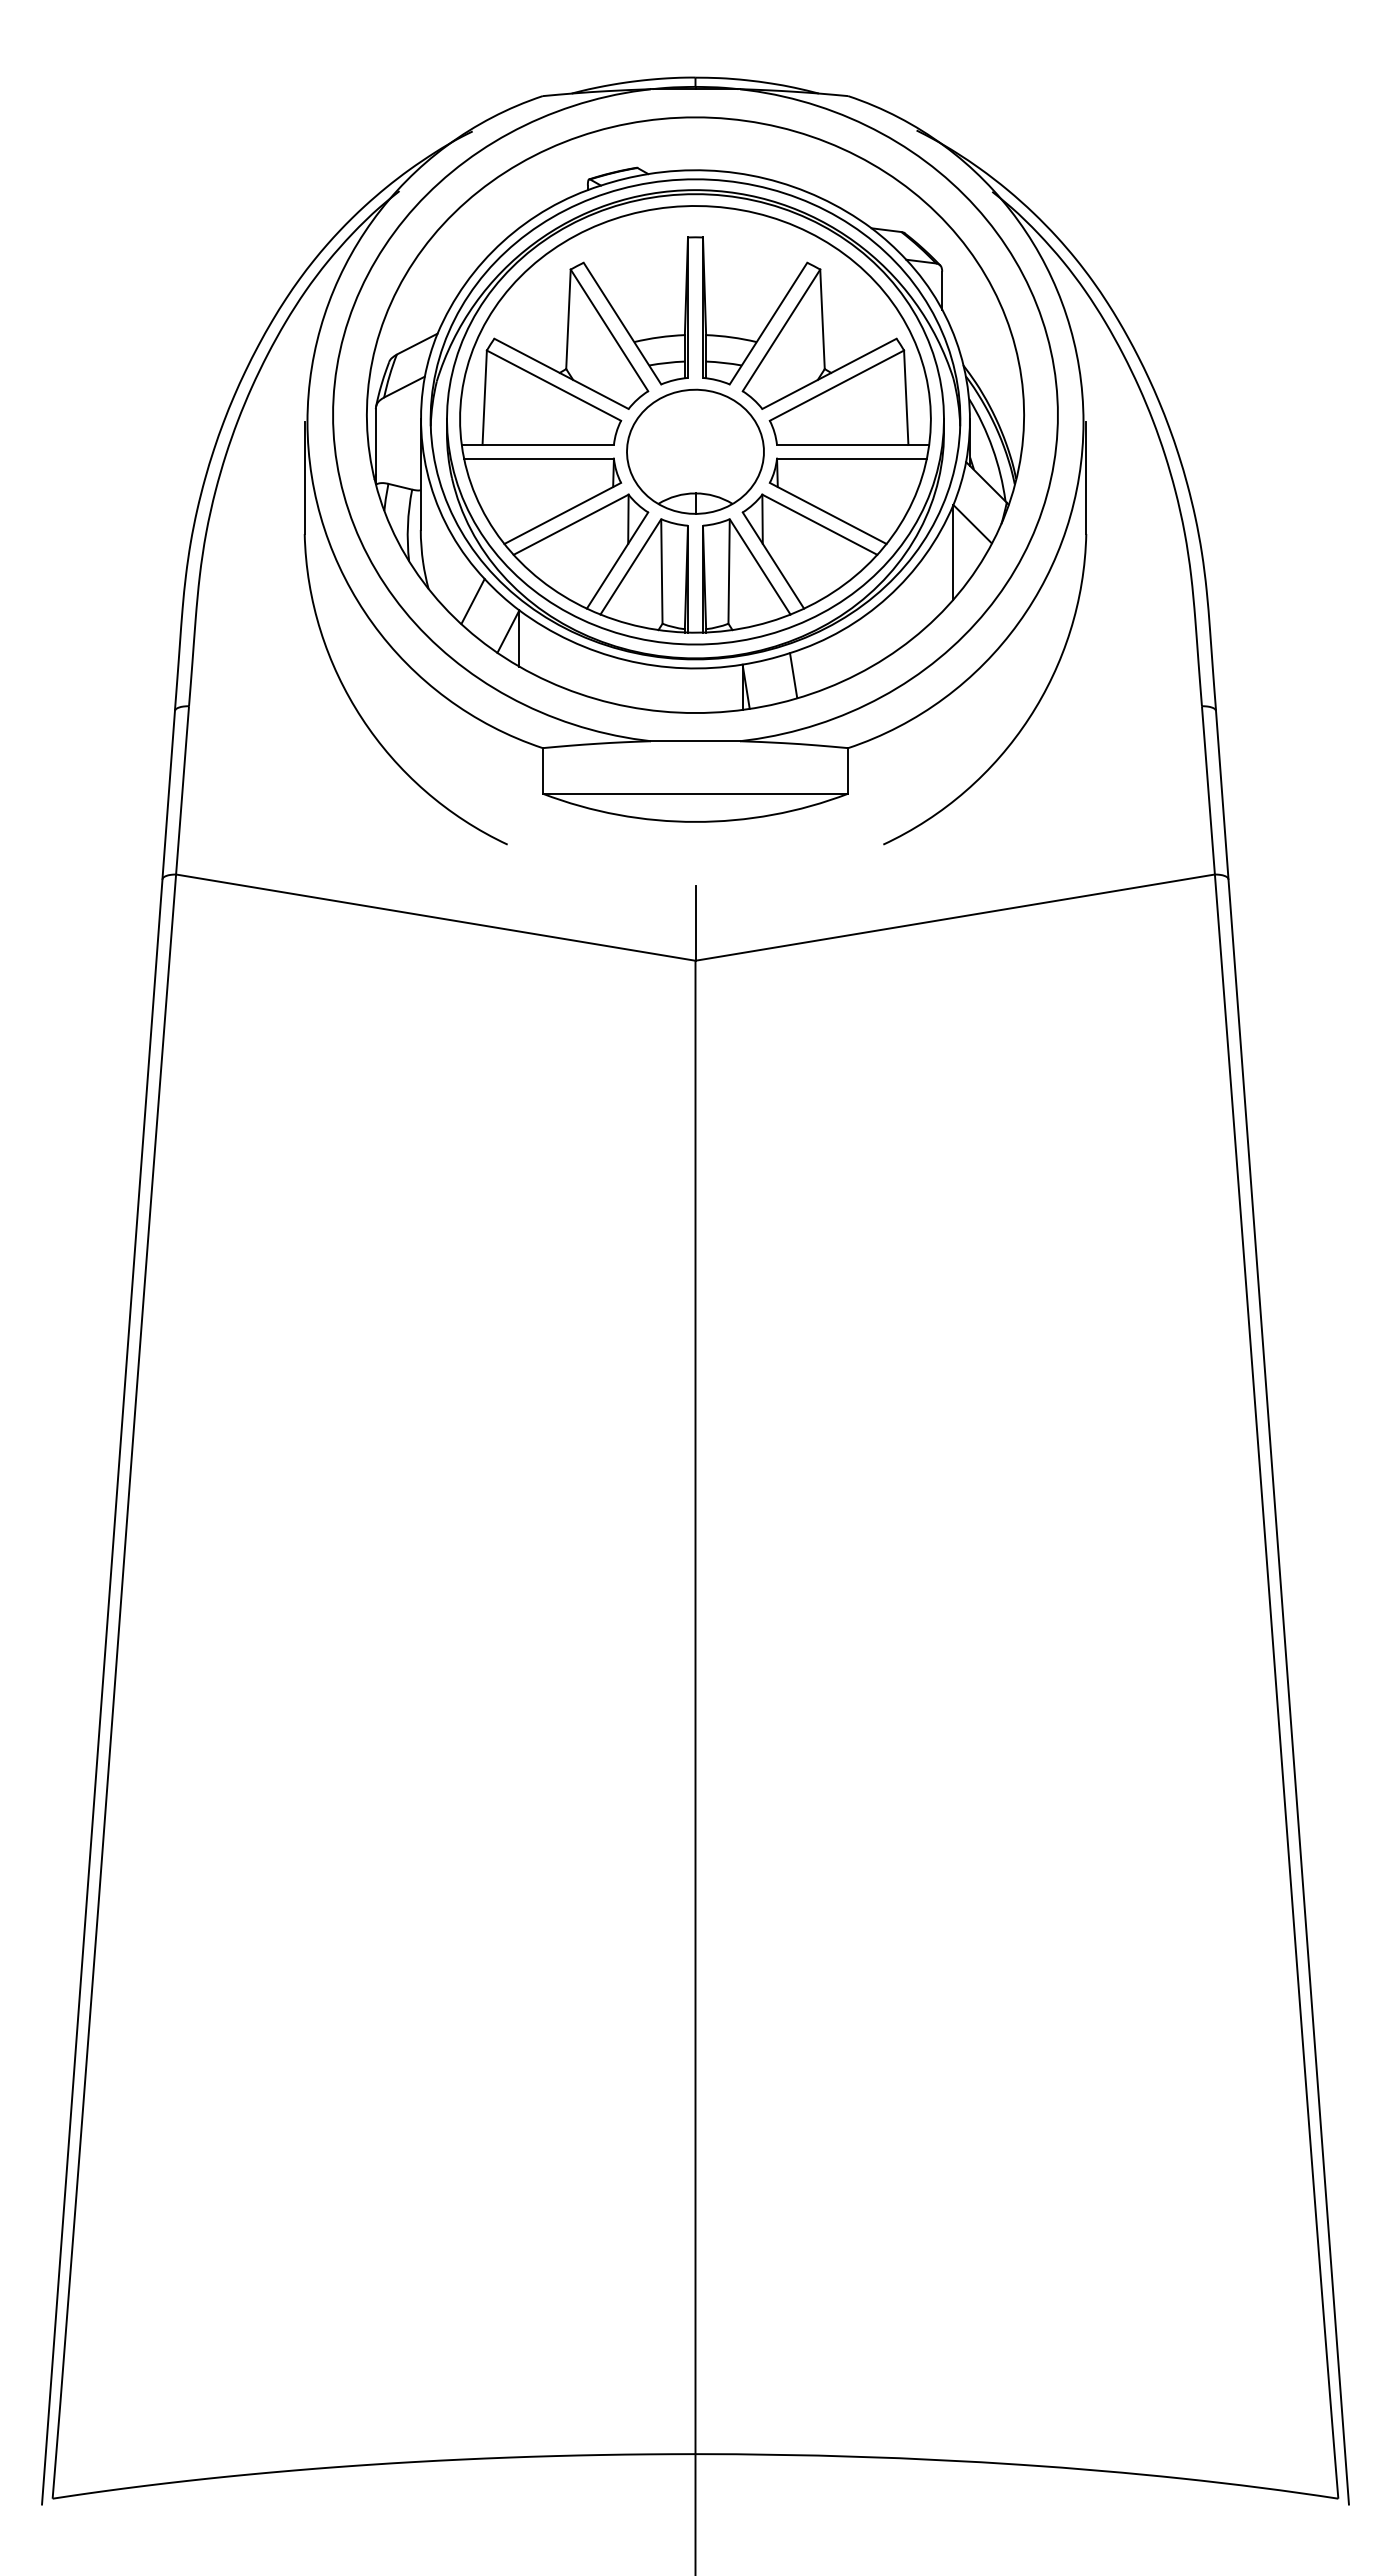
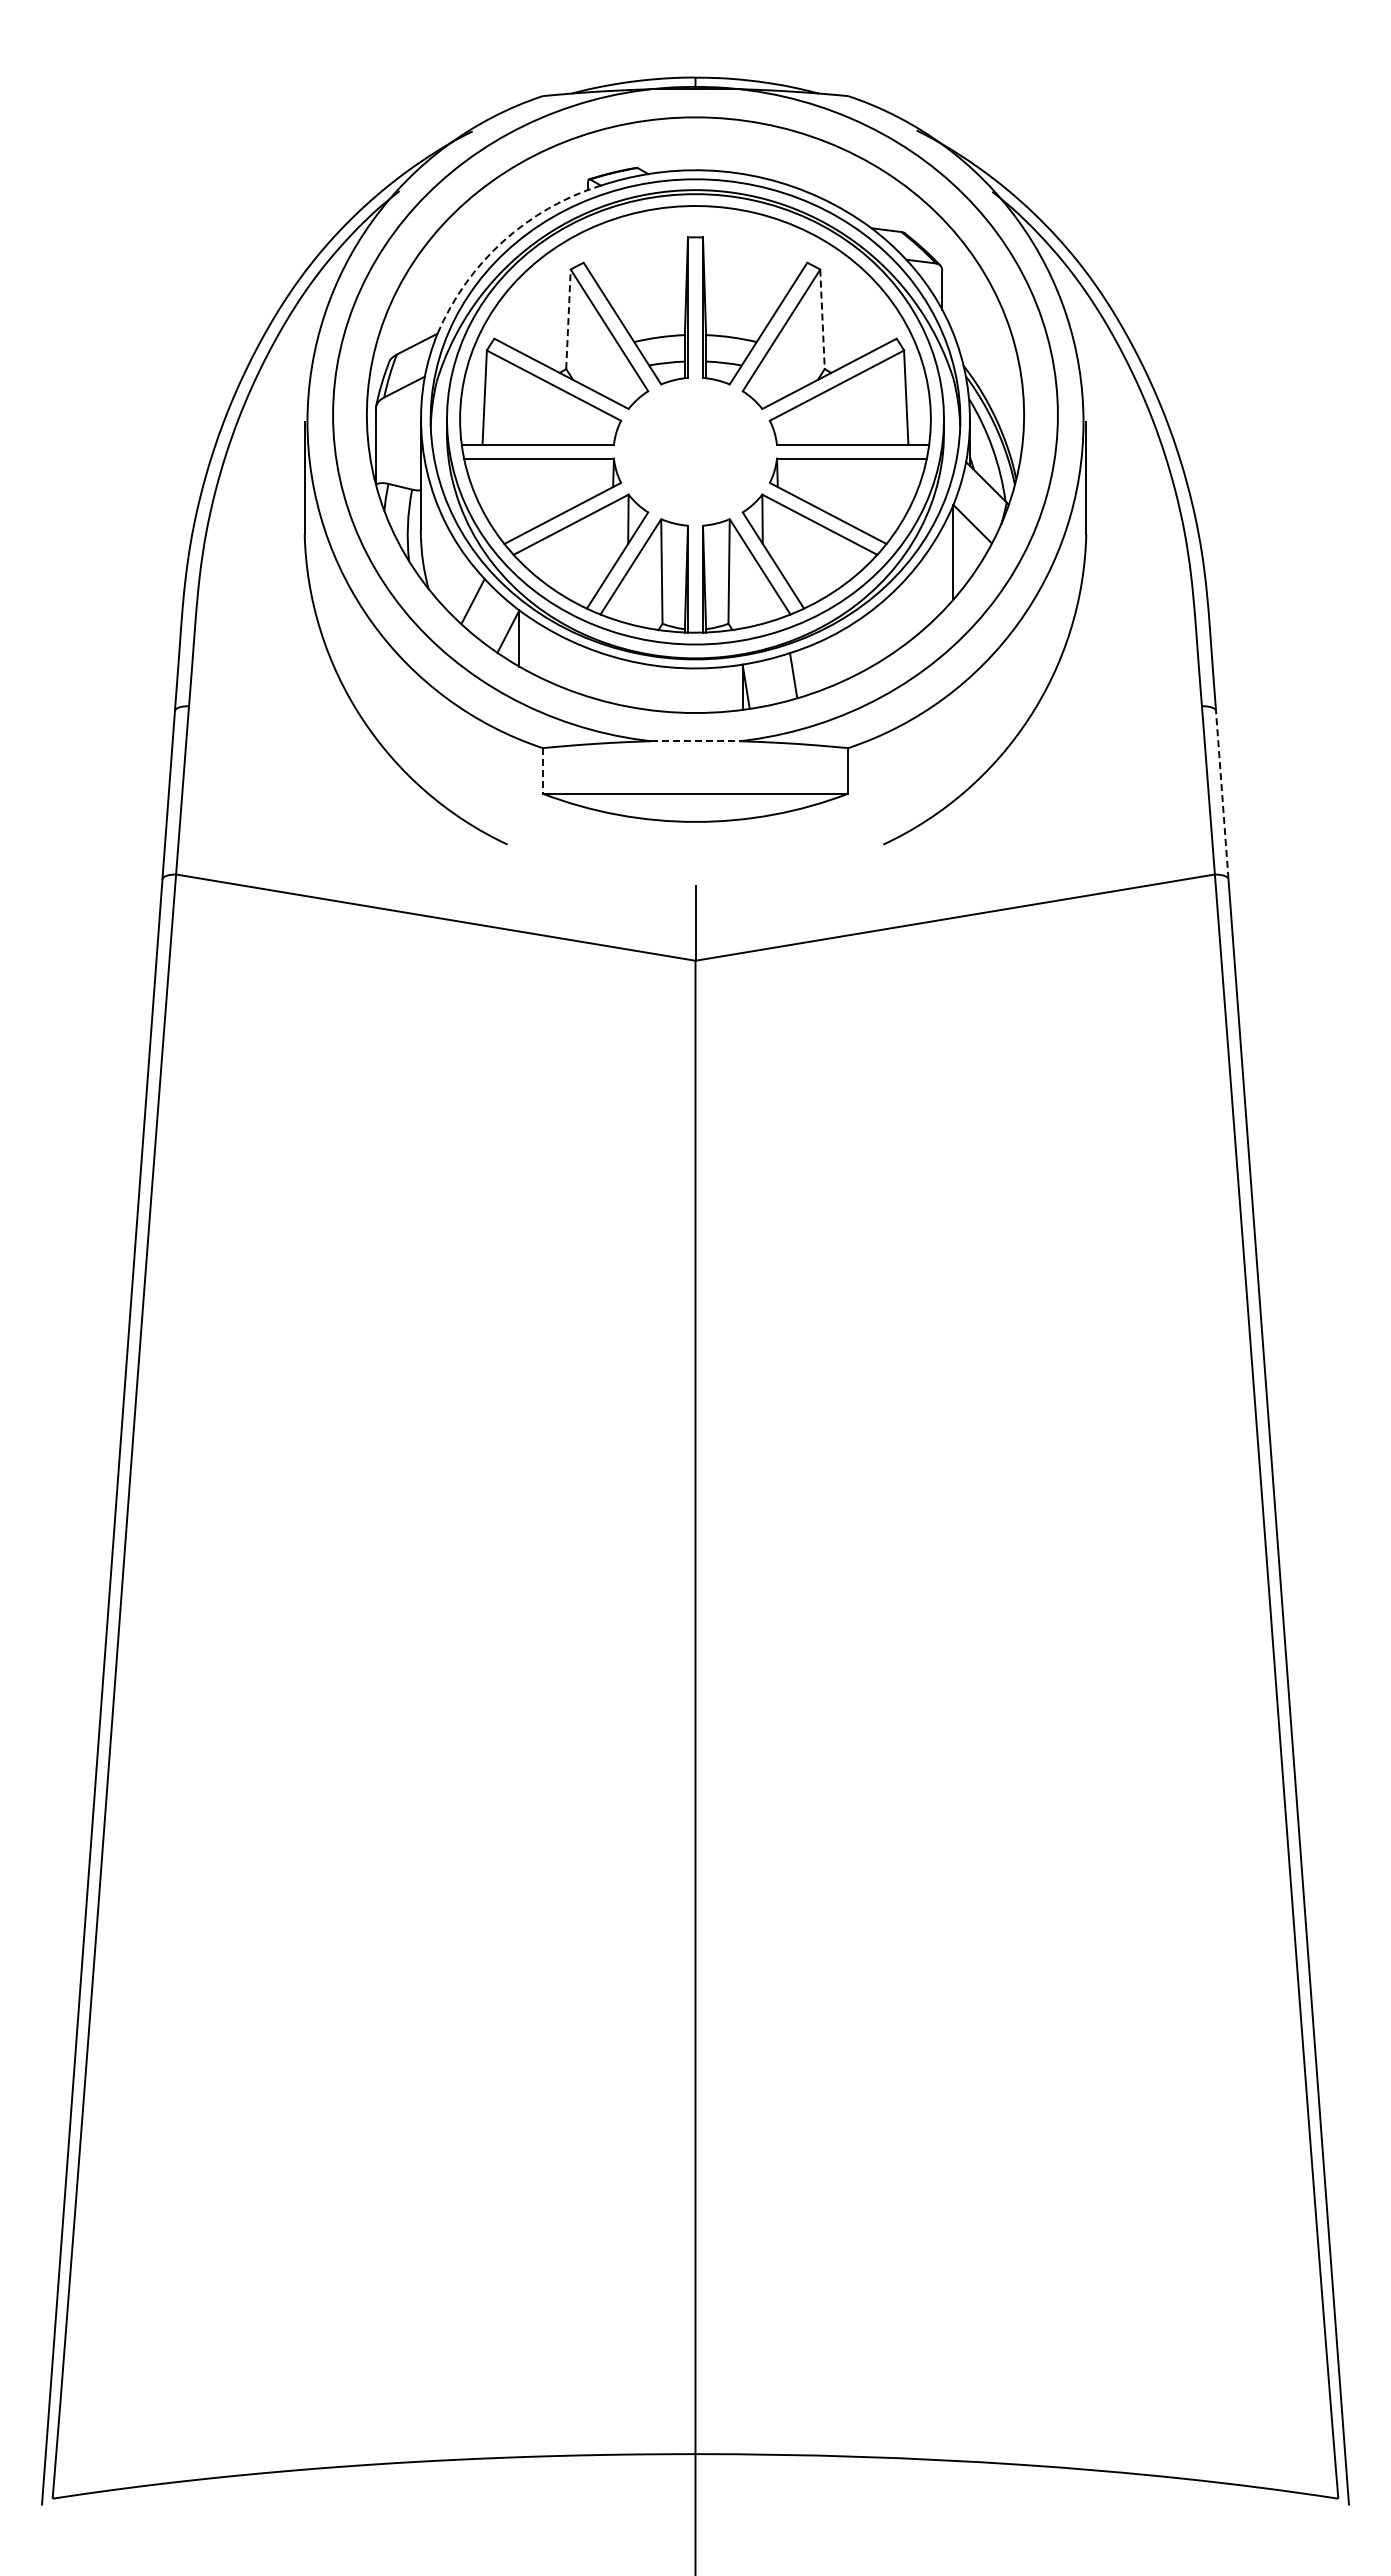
arc: solid -> dashed (502, 241)
line: solid -> dashed (568, 319)
line: solid -> dashed (822, 319)
part: present -> none (695, 451)
line: solid -> dashed (695, 741)
line: solid -> dashed (542, 770)
line: solid -> dashed (1222, 794)
